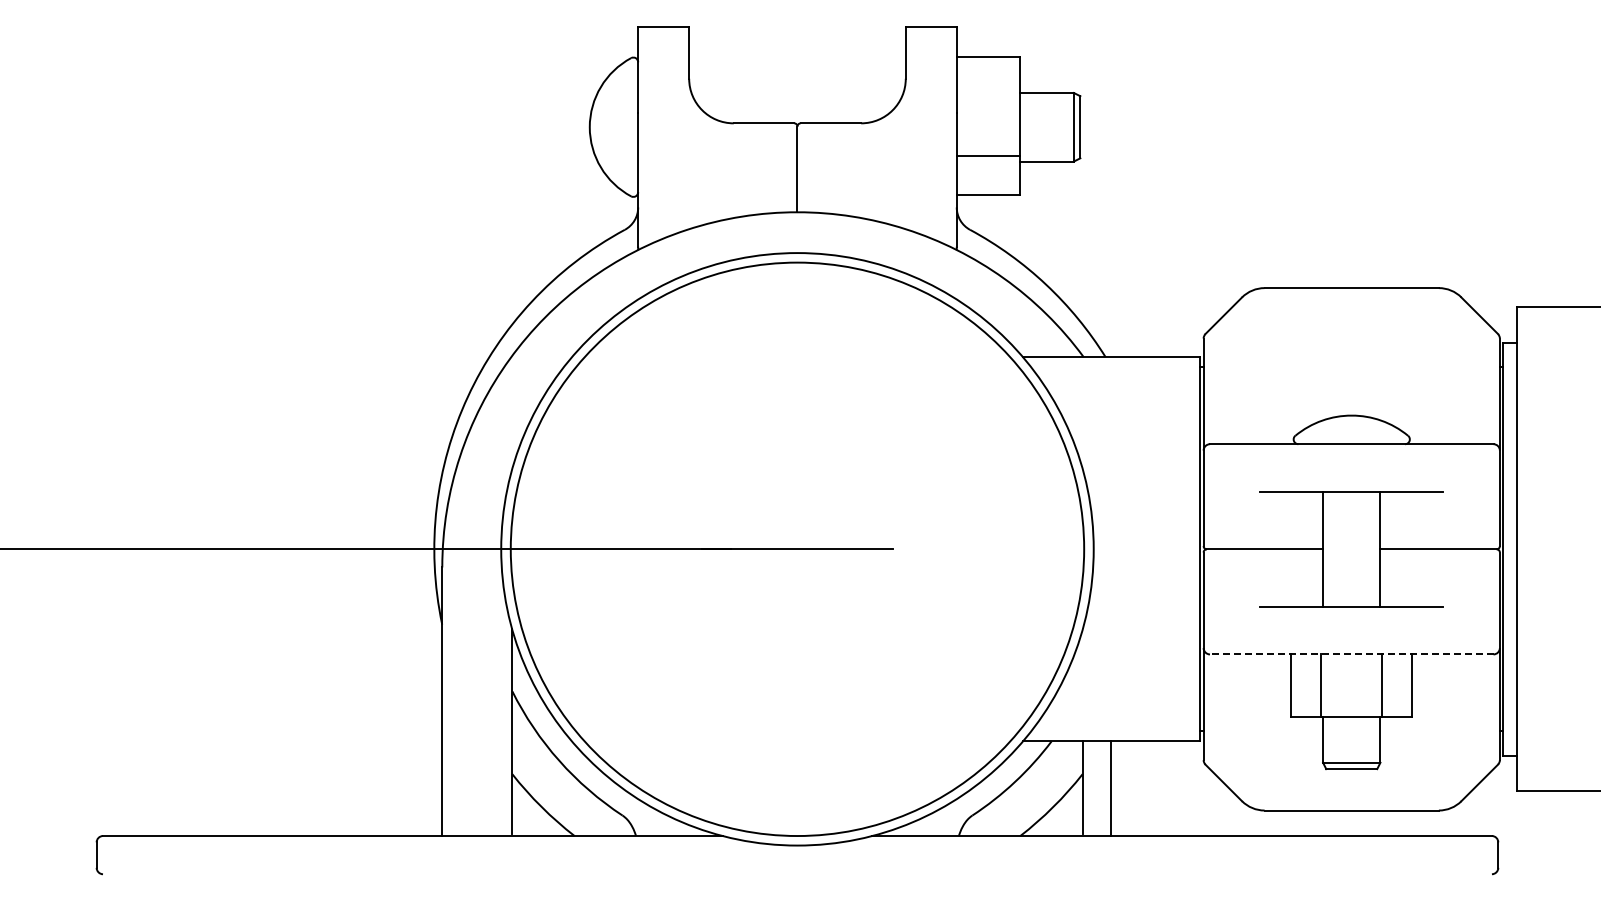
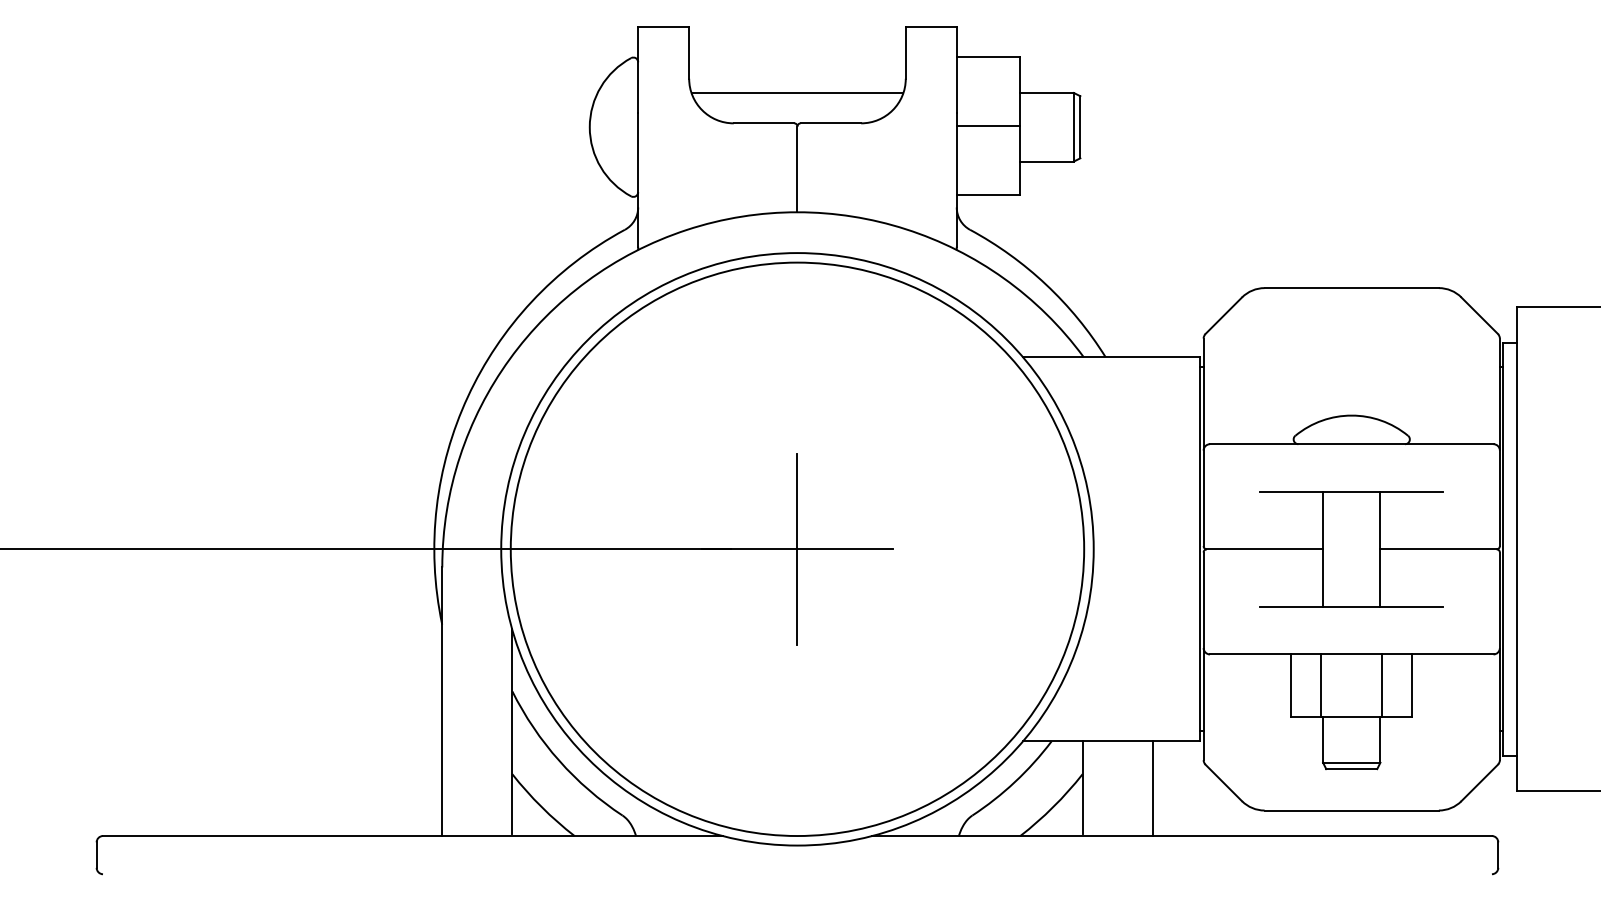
line: none -> present (797, 93)
line position: (987, 156) -> (987, 126) (987, 126)
line: none -> present (797, 548)
line: dashed -> solid (1351, 654)
line position: (1110, 788) -> (1152, 788) (1152, 788)
